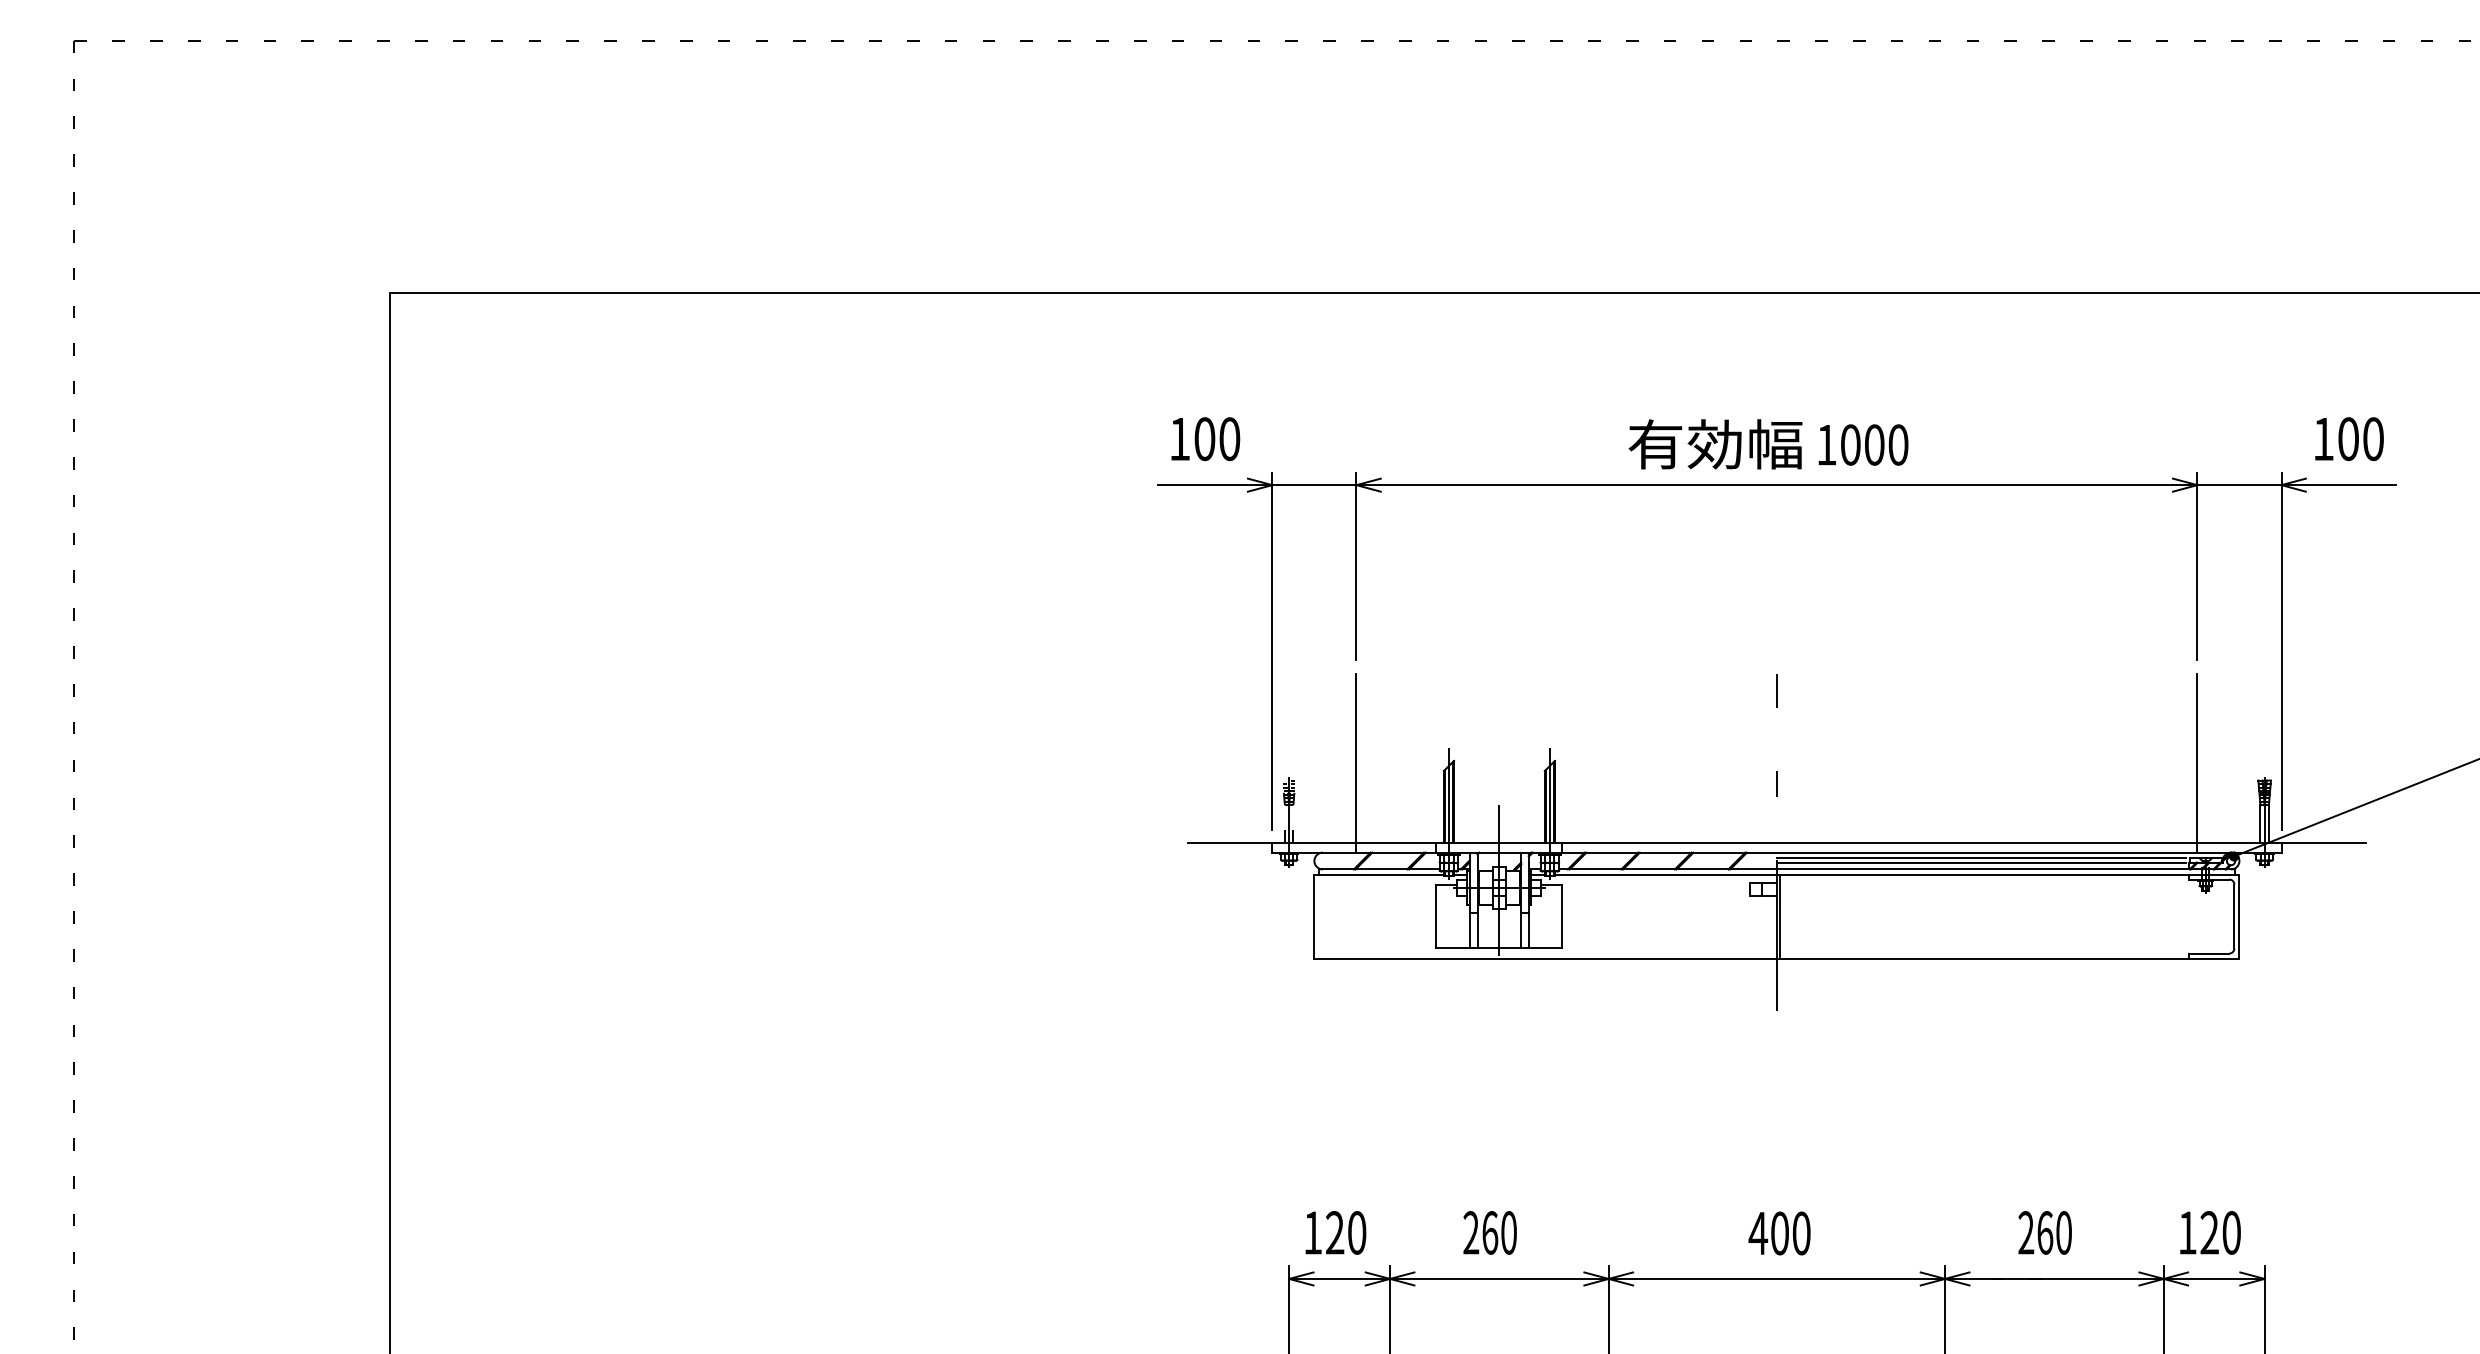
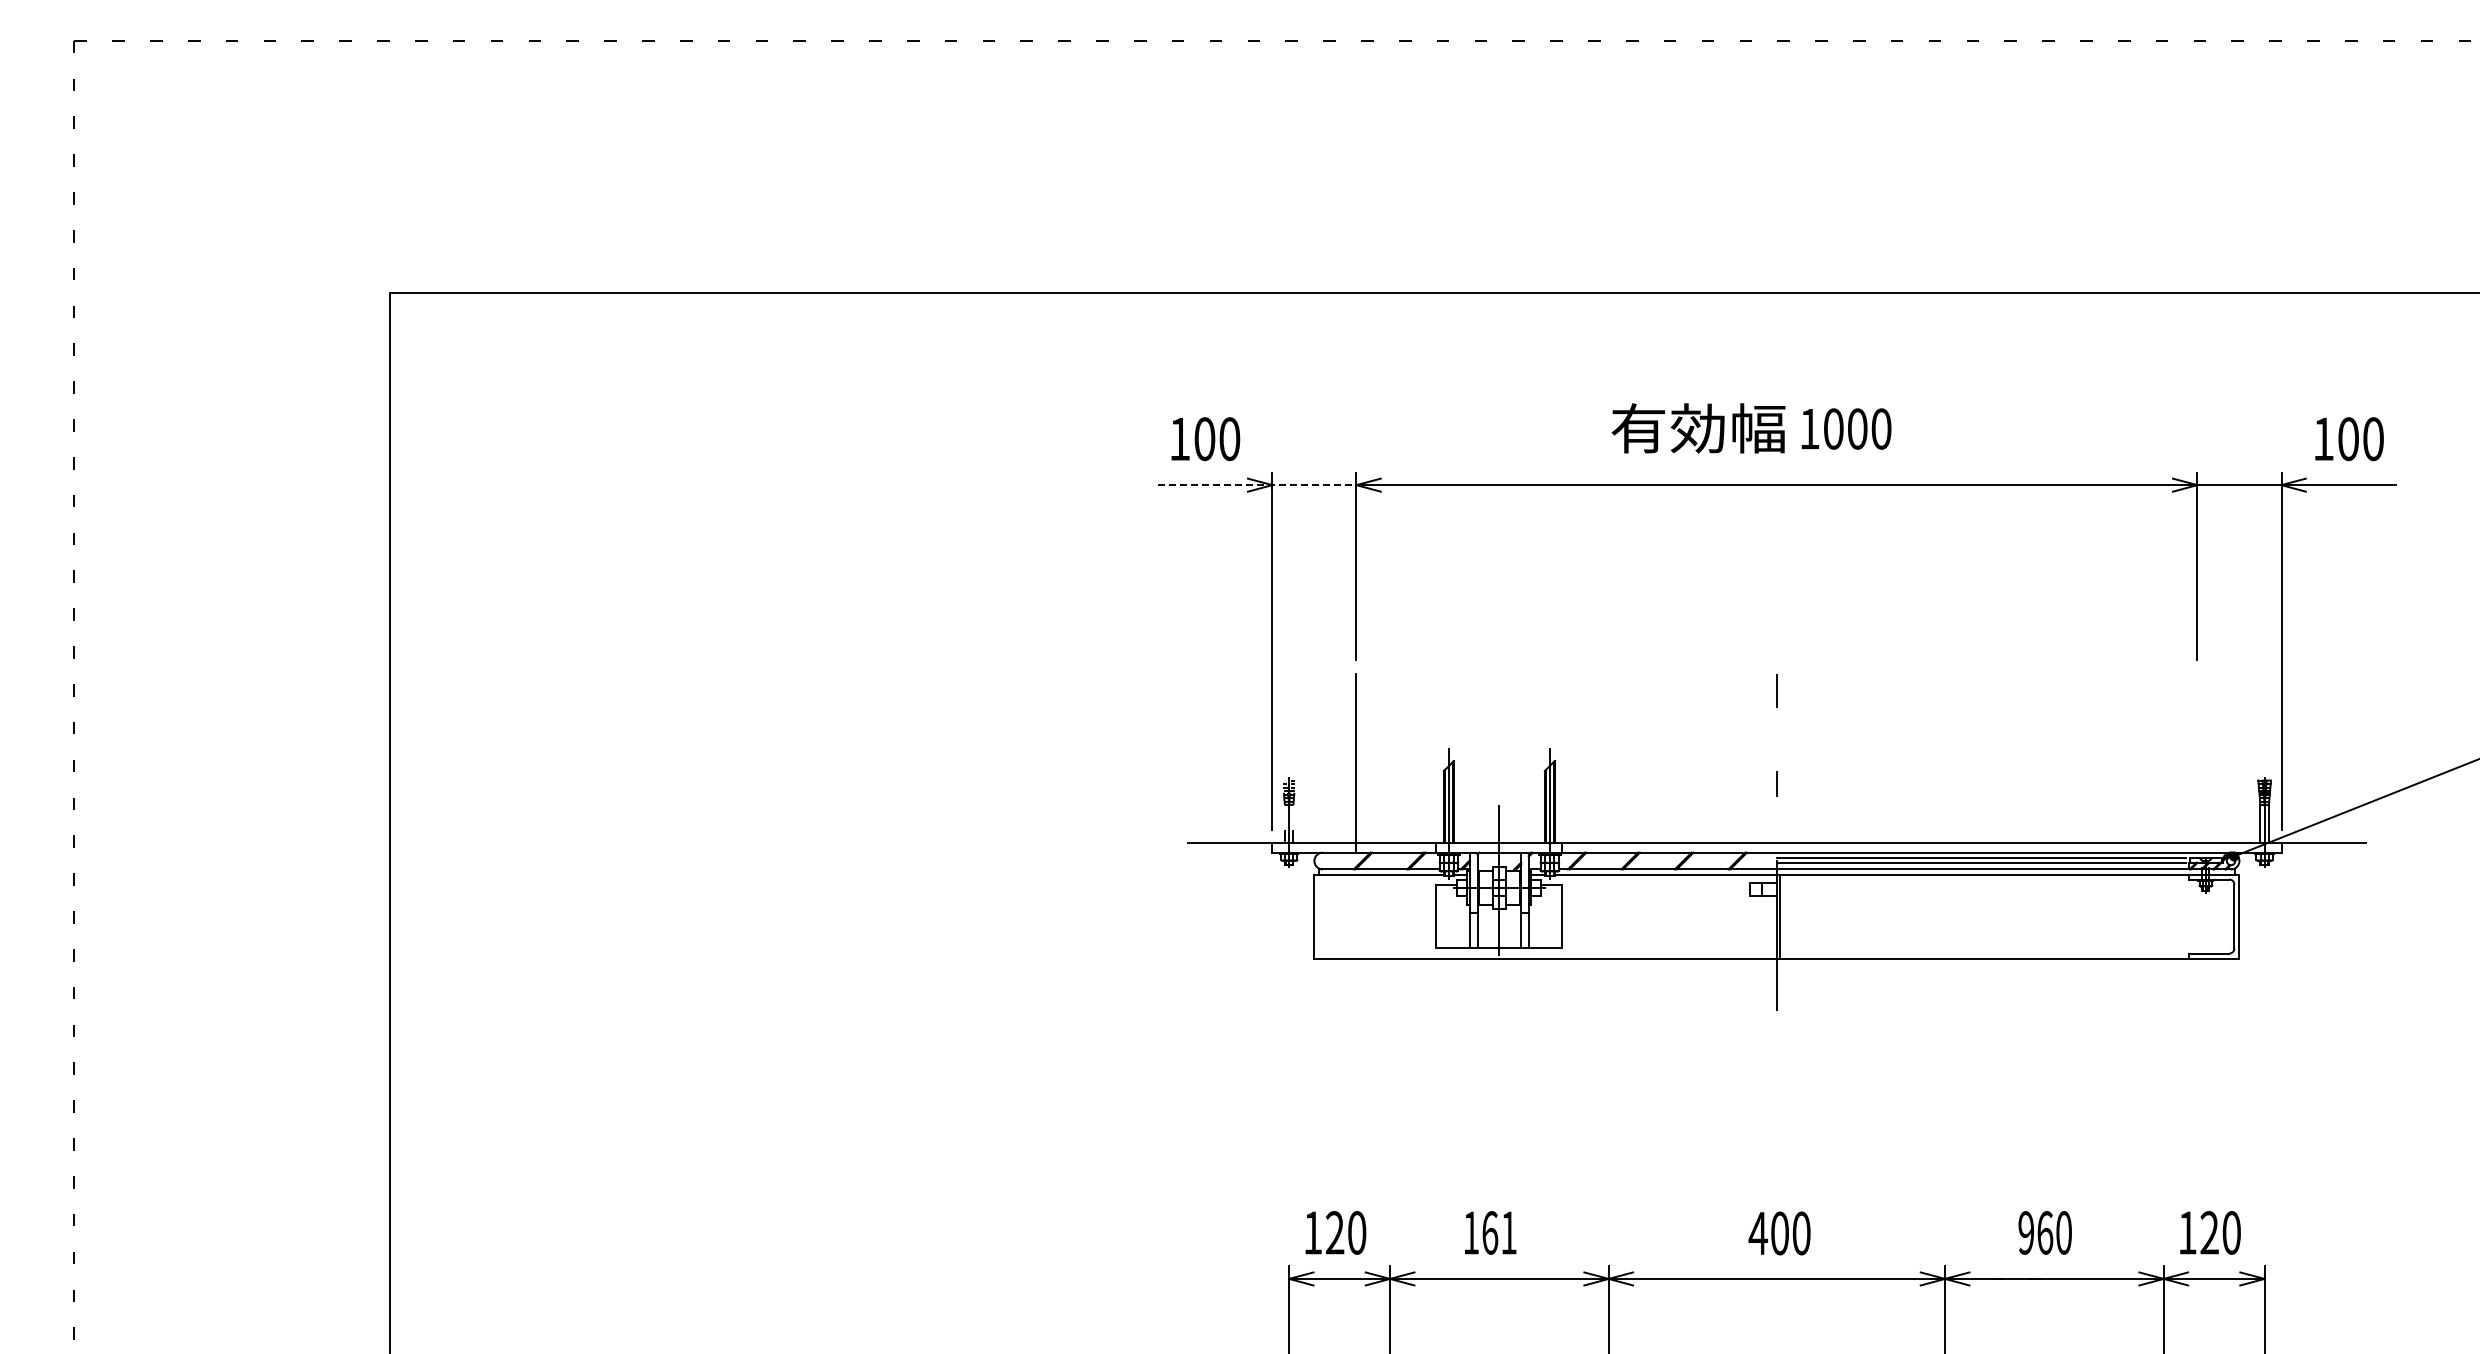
text position: (1768, 444) -> (1751, 428) (1751, 428)
line: solid -> dashed (1257, 485)
line: present -> none (2197, 763)
text: 260 -> 161 (1489, 1232)
text: 260 -> 960 (2026, 1232)
